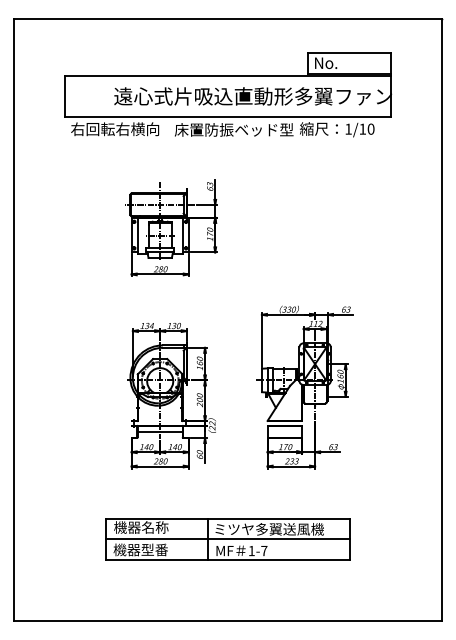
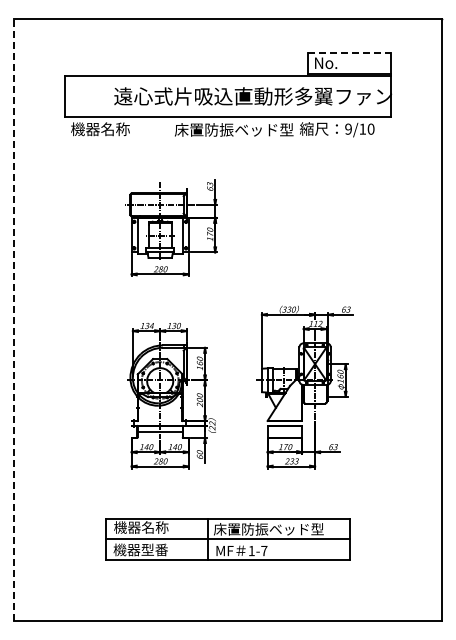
line: solid -> dashed (349, 52)
text: 1/10 -> 9/10 (348, 128)
text: 右回転右横向 -> 機器名称 (115, 129)
line: solid -> dashed (13, 320)
text: ミツヤ多翼送風機 -> 床置防振ベッド型 (268, 529)
